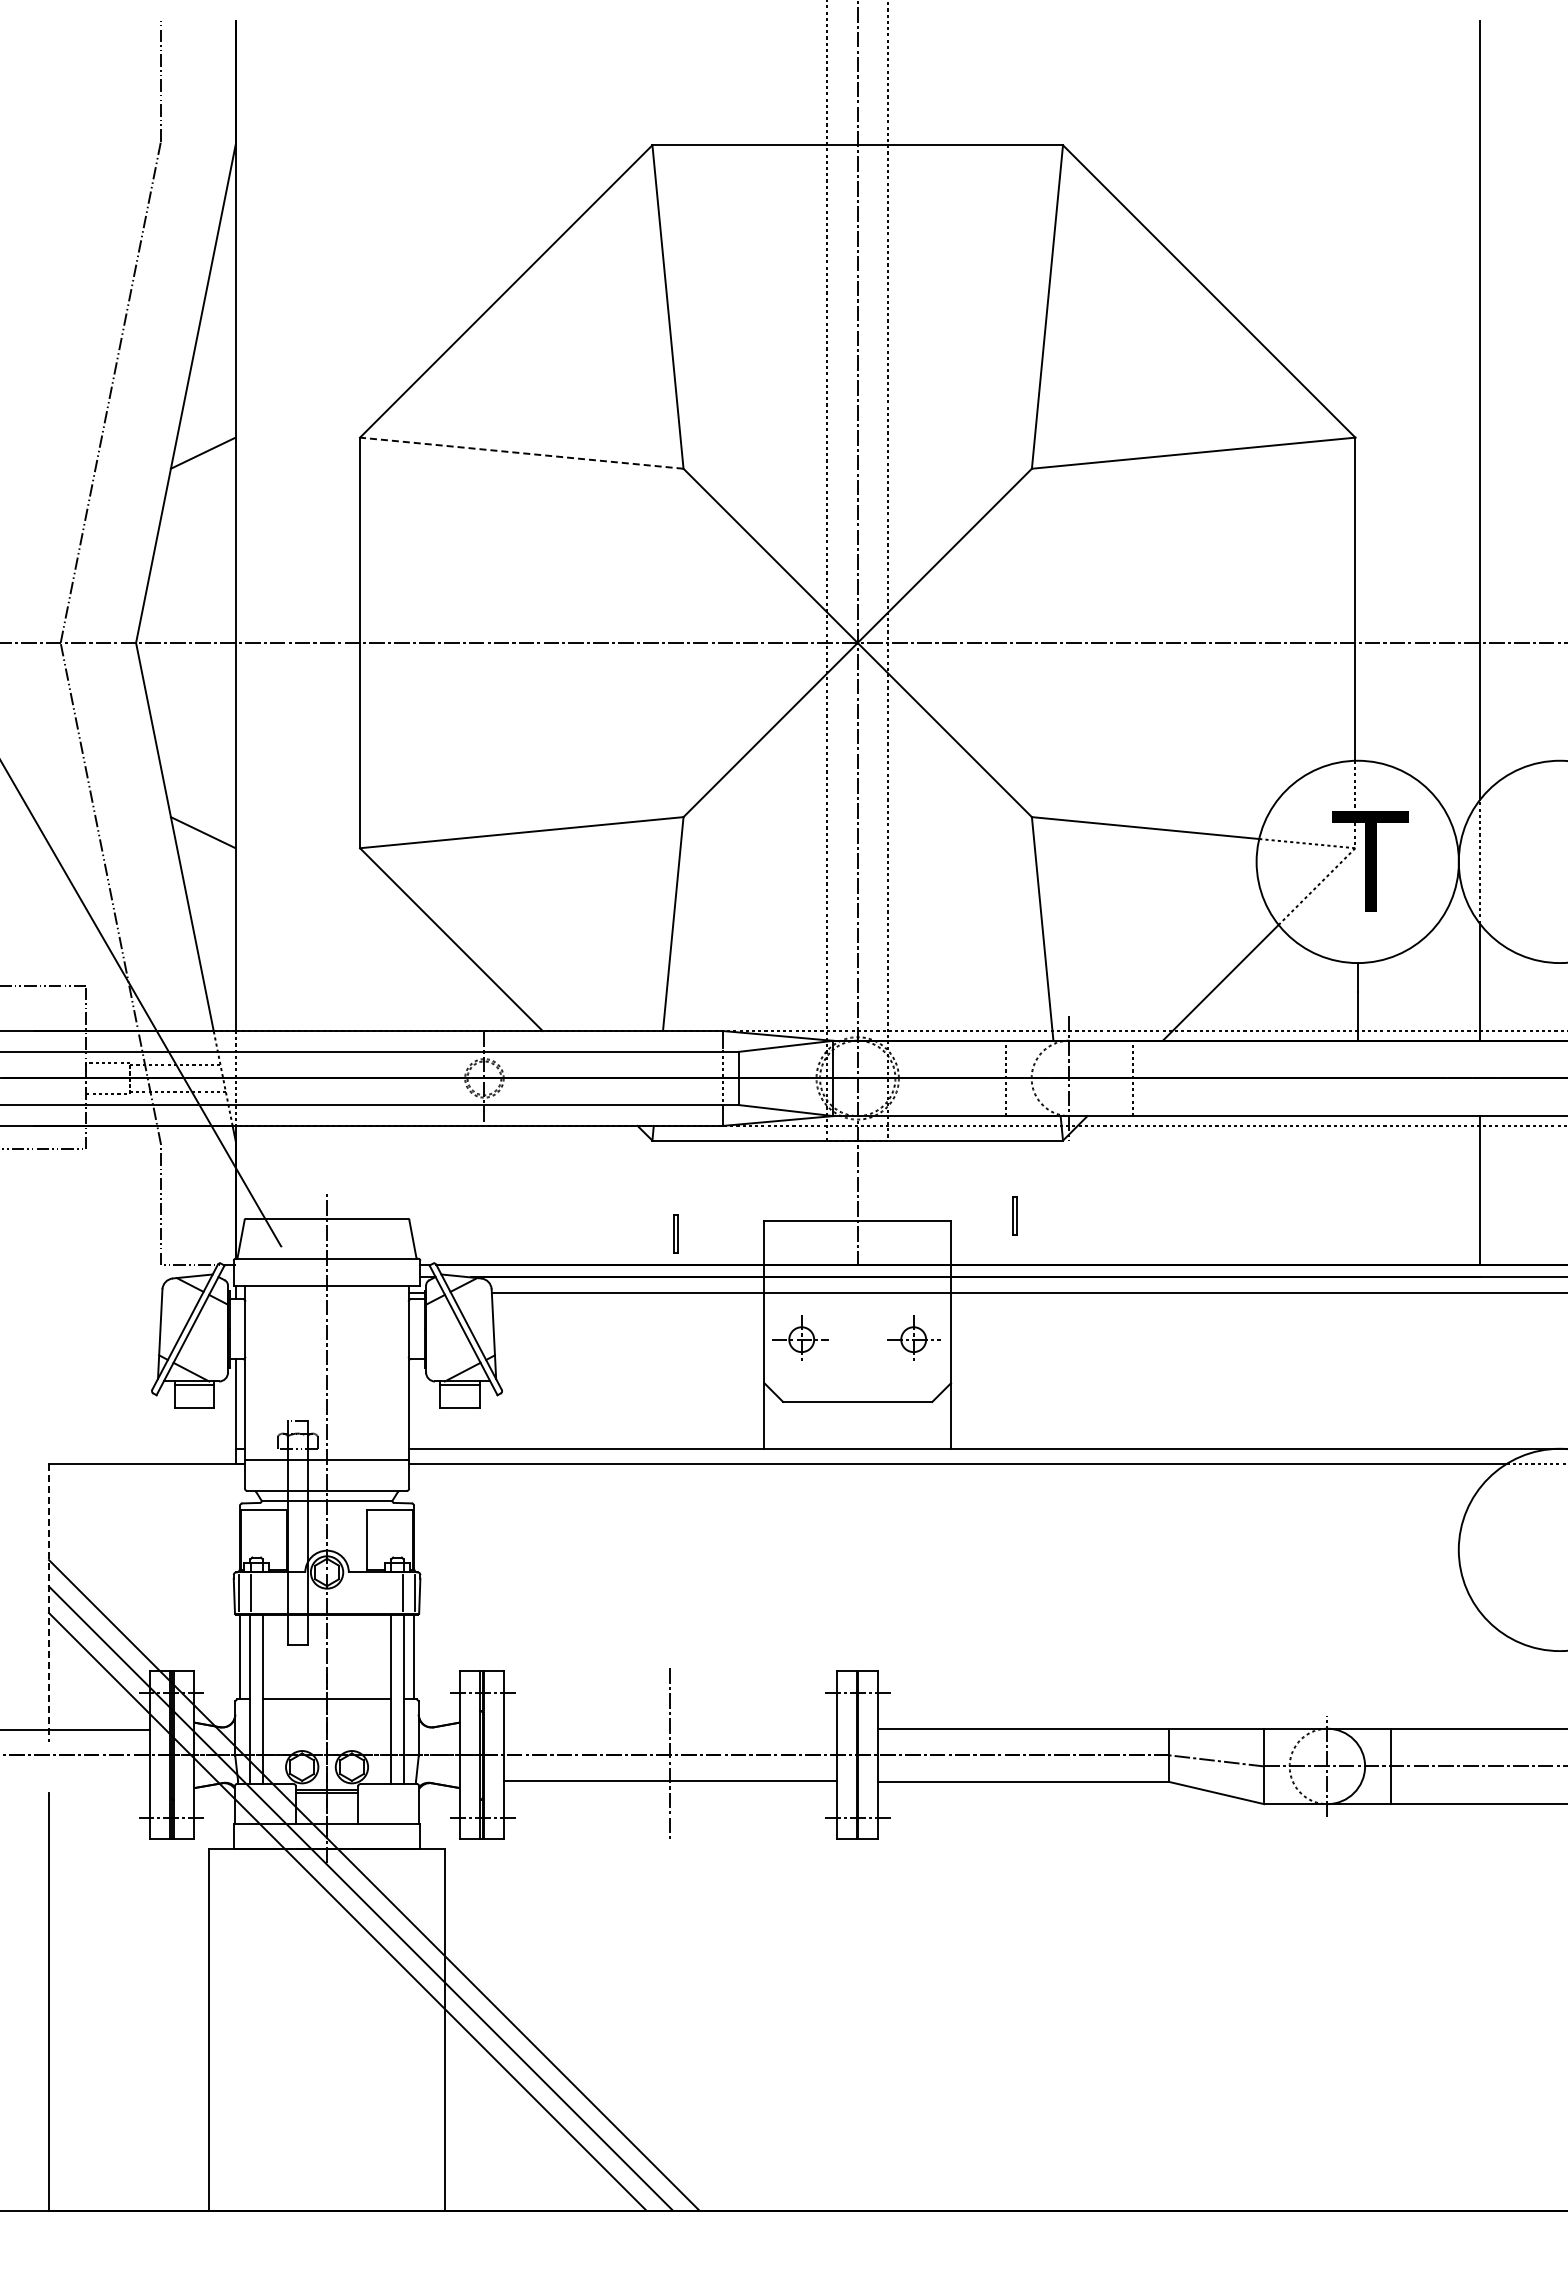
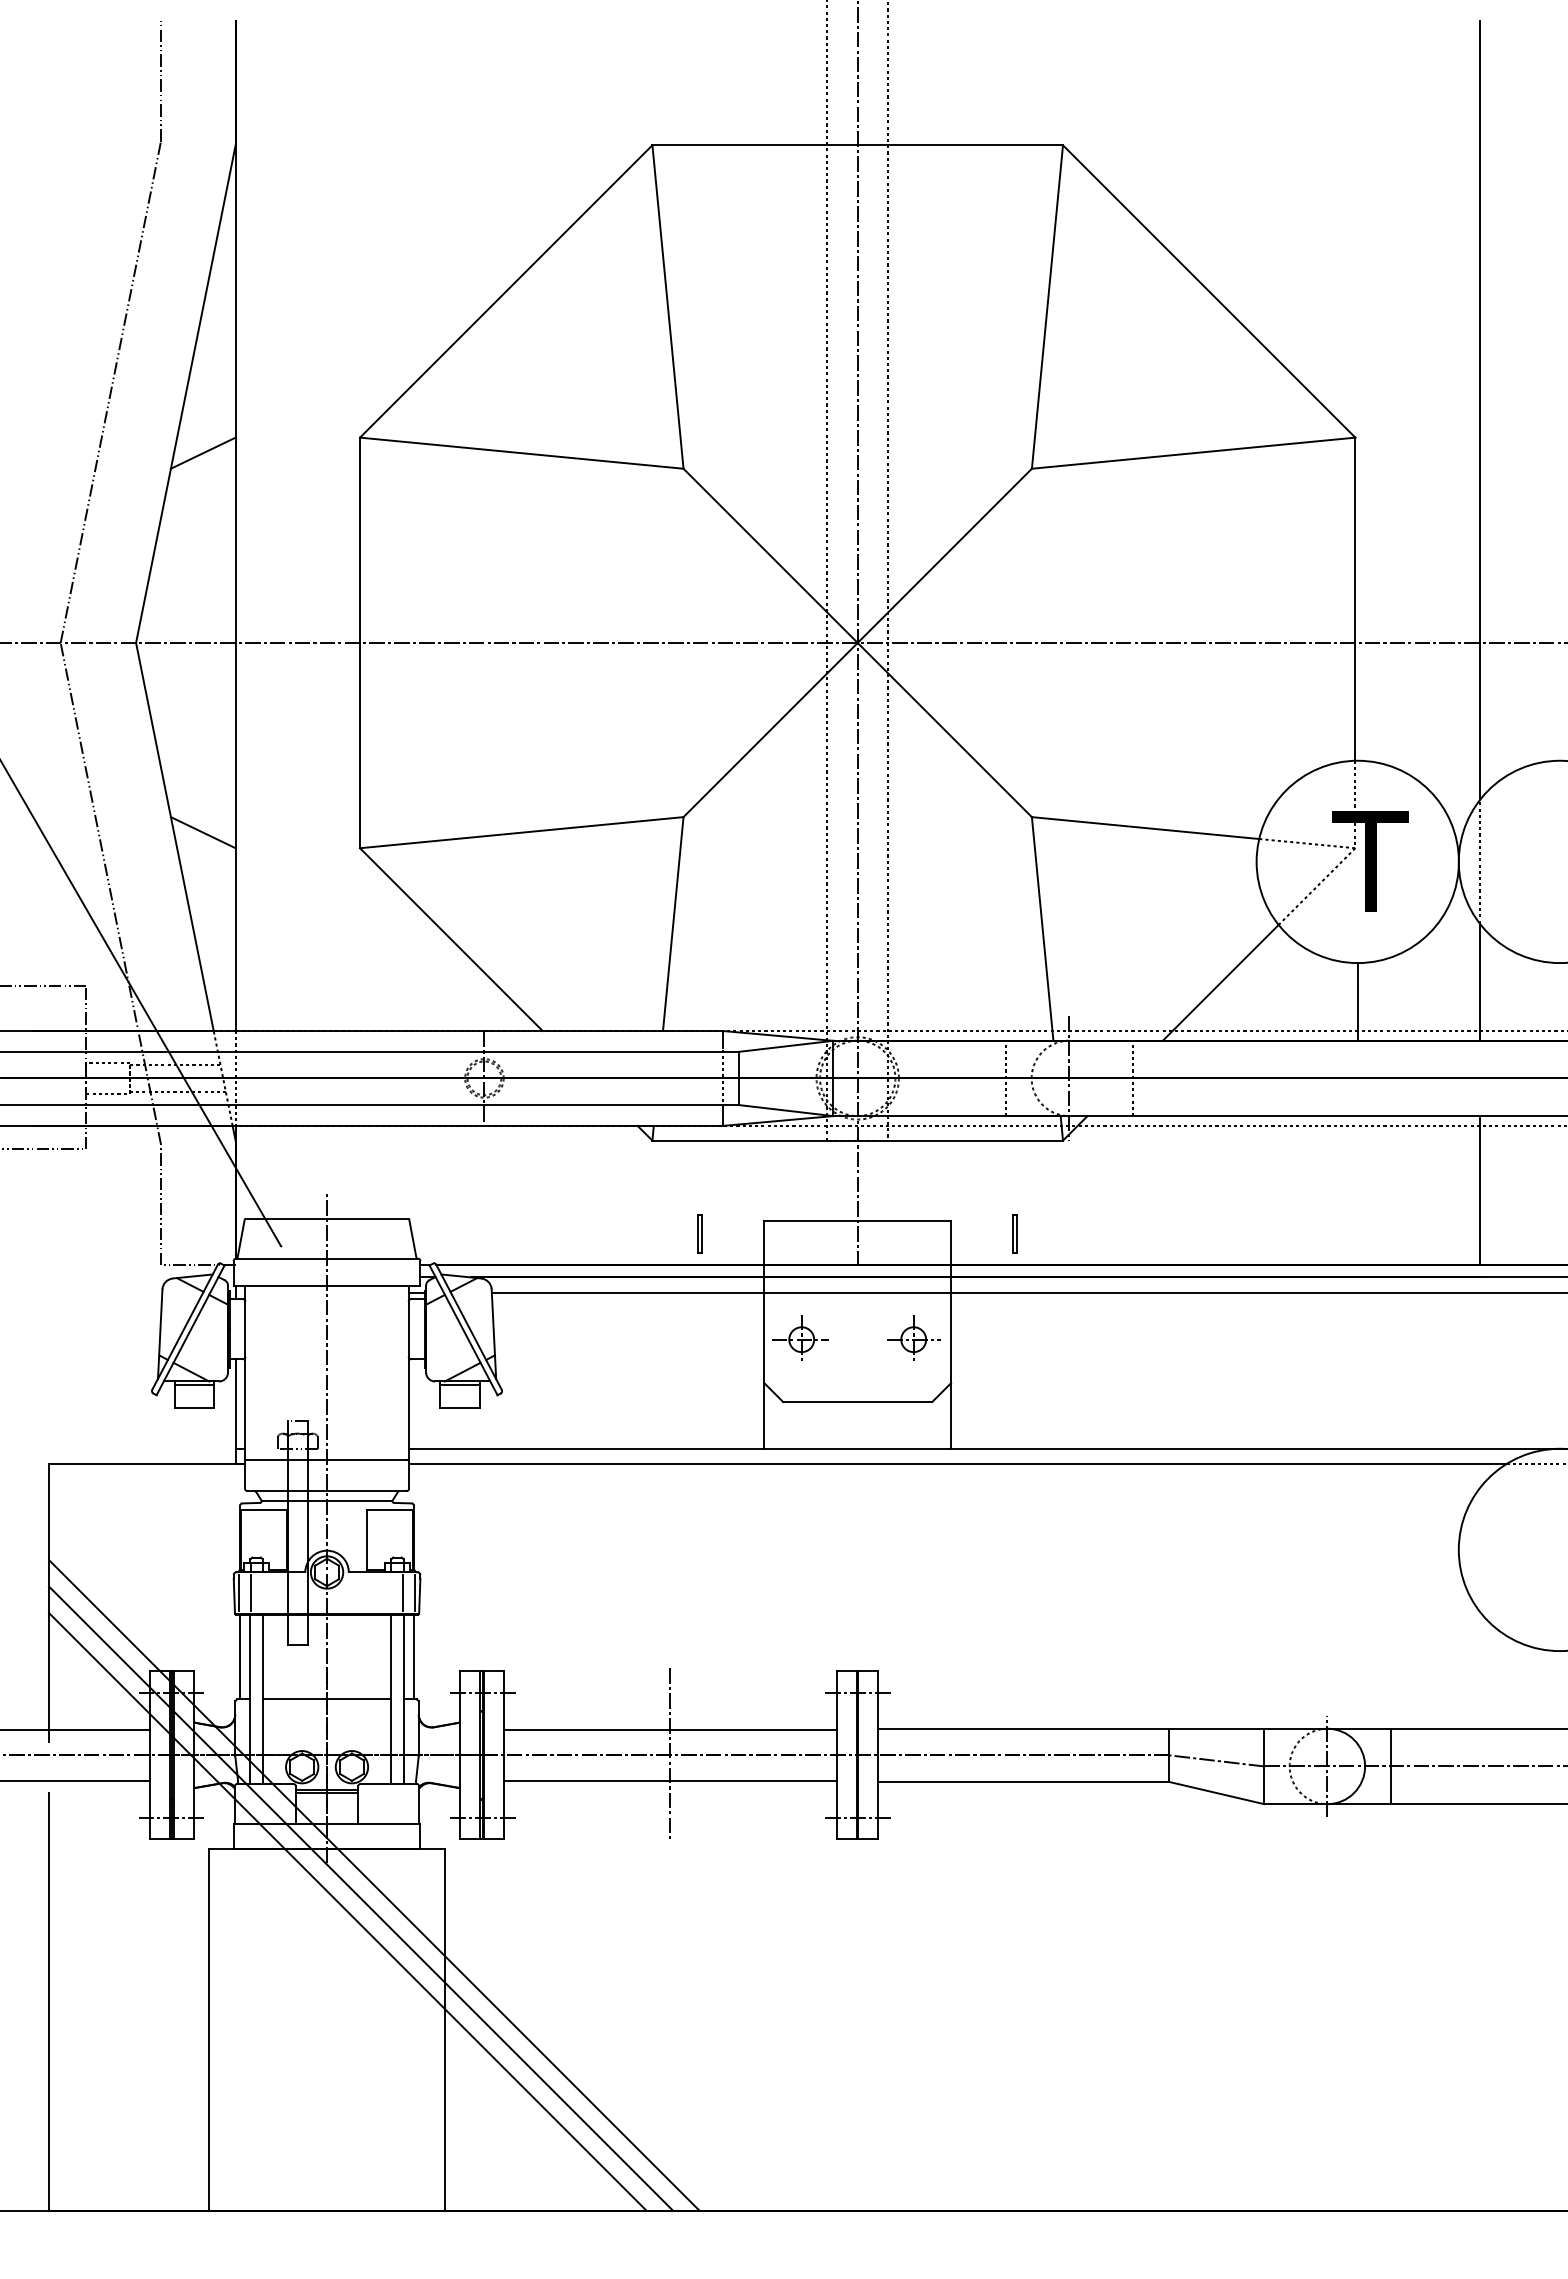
line: dashed -> solid (521, 453)
part position: (1014, 1215) -> (1014, 1233) (1014, 1233)
part position: (675, 1233) -> (699, 1233) (699, 1233)
line: dashed -> solid (49, 1603)
line: none -> present (670, 1729)
line: none -> present (76, 1780)
